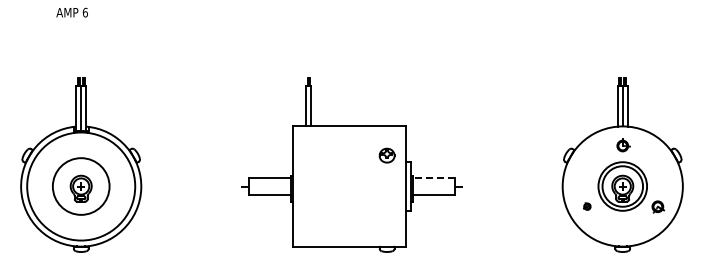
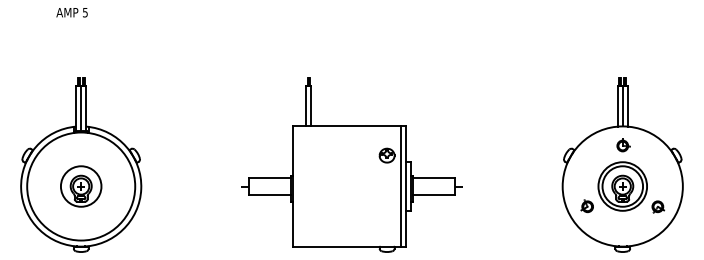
text: 6 -> 5 (84, 12)
line: dashed -> solid (433, 178)
circle diameter: 57 px -> 41 px (80, 186)
line: none -> present (400, 186)
part size: 9x9 px -> 14x15 px (586, 206)
